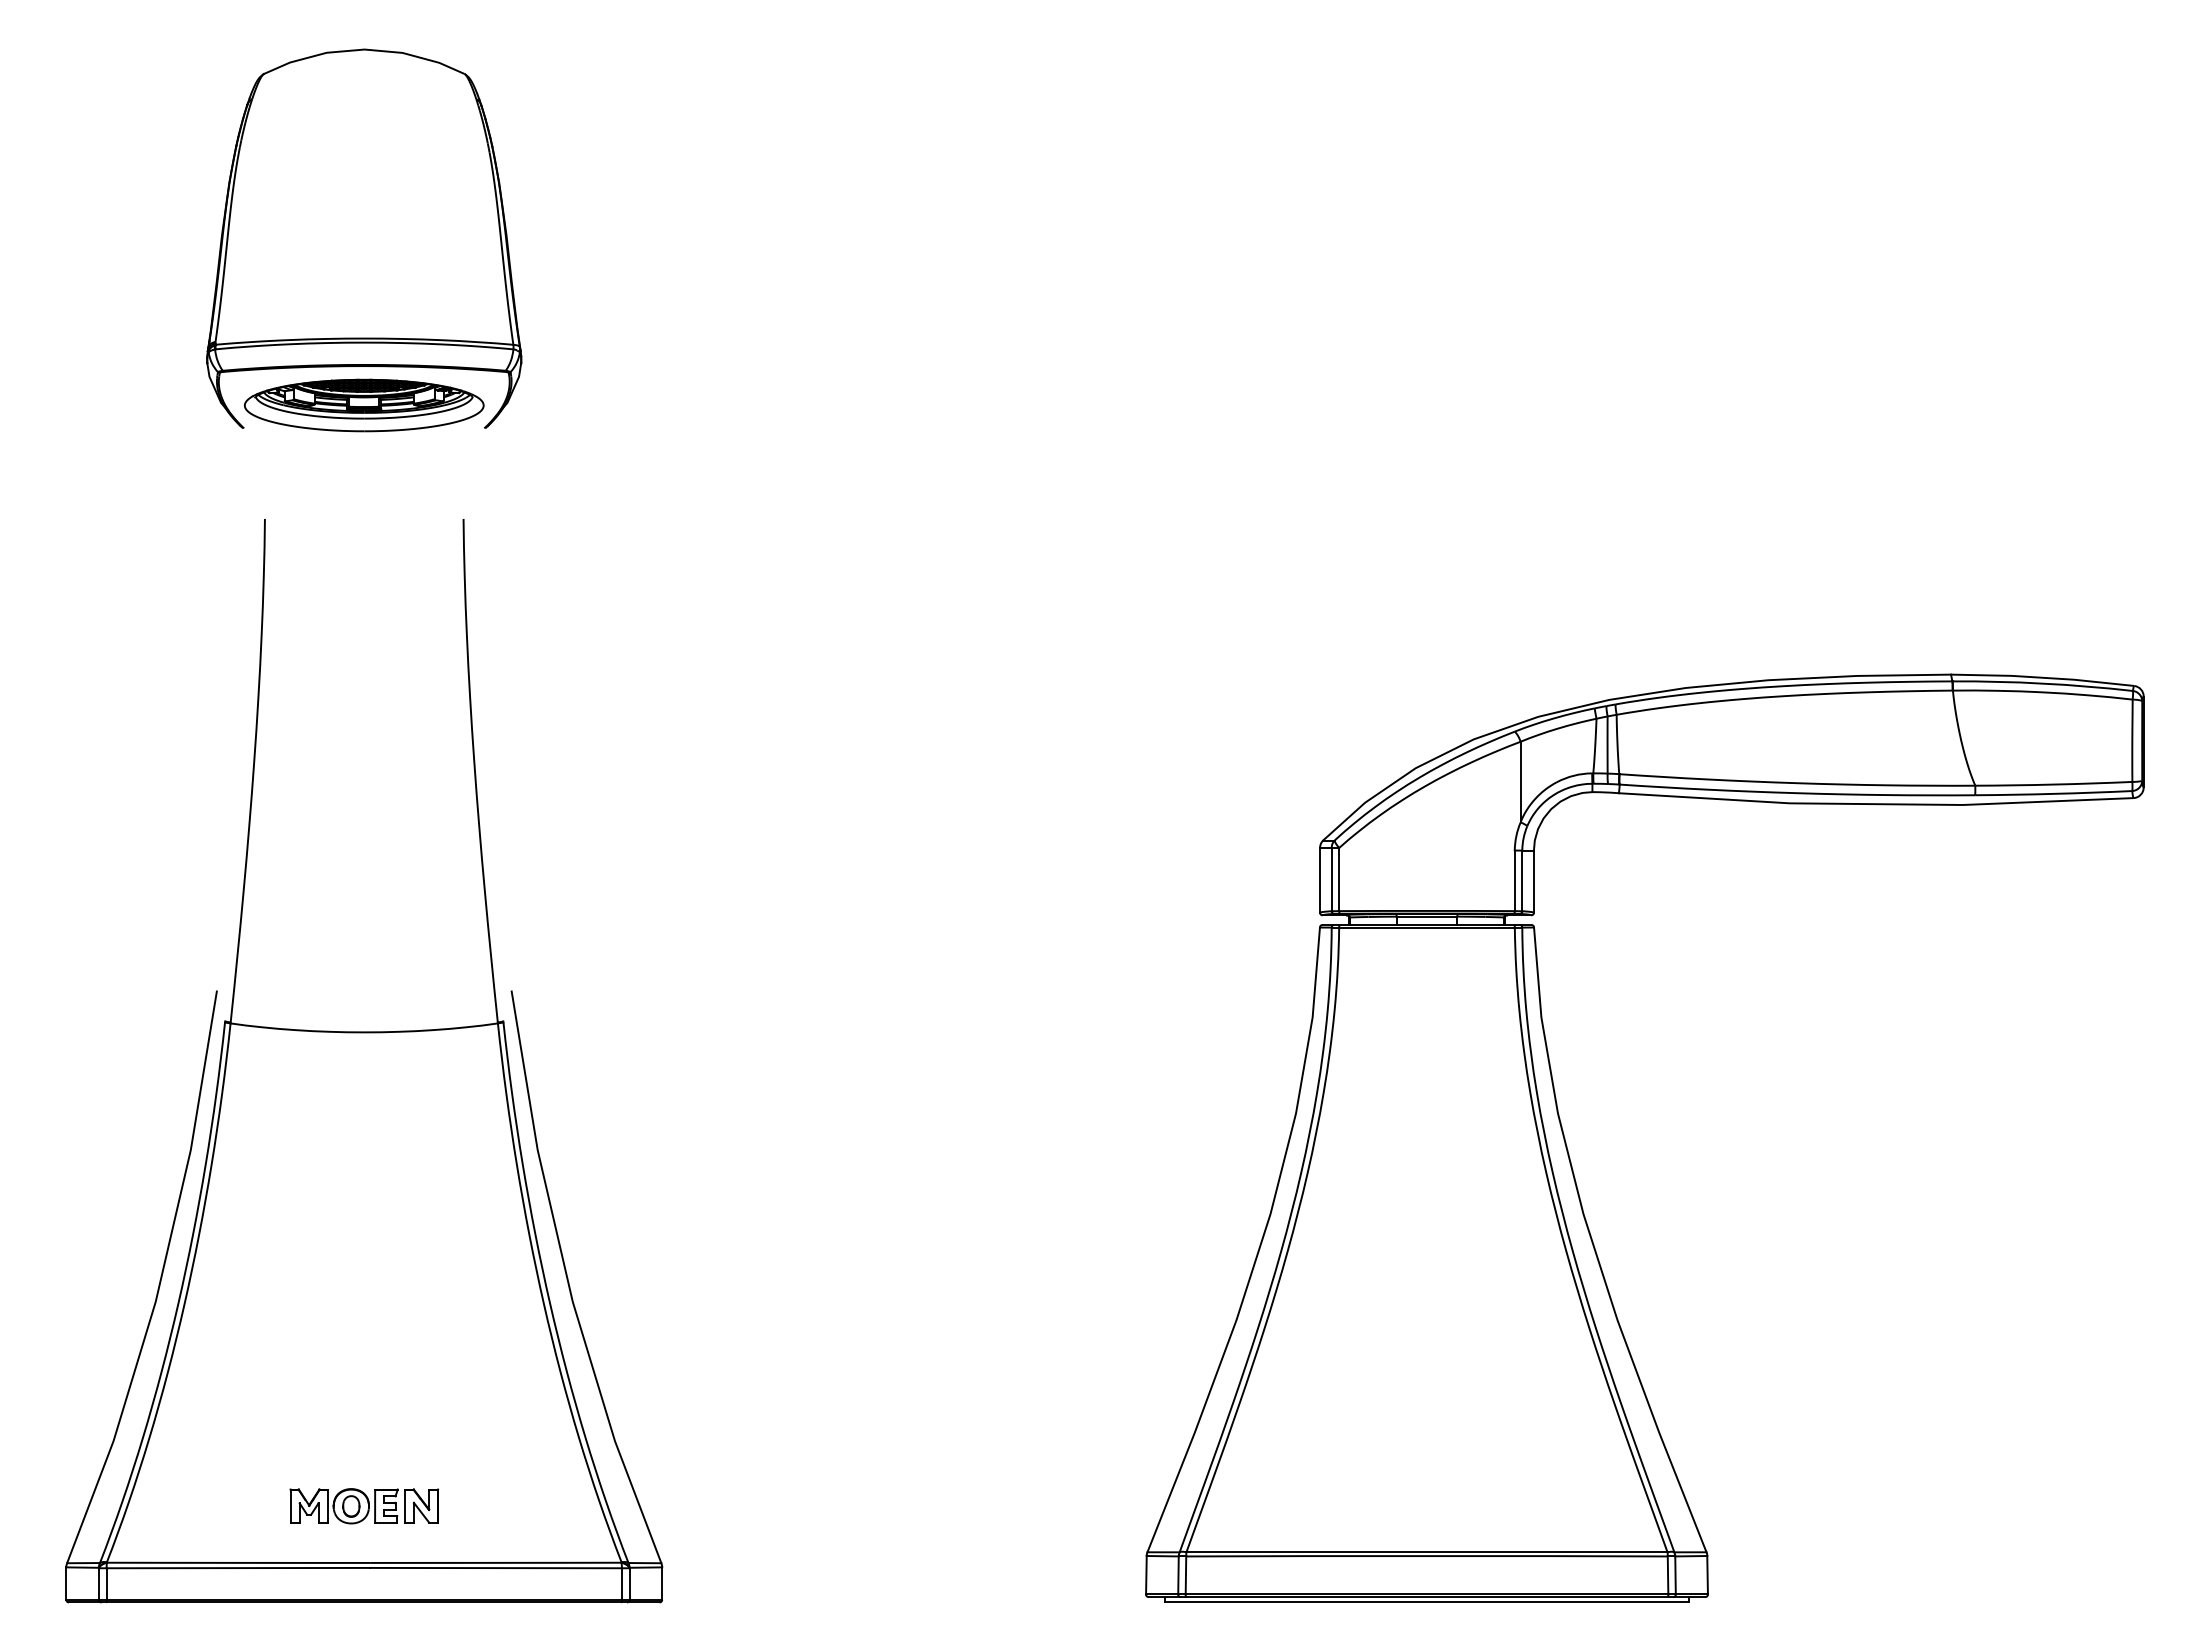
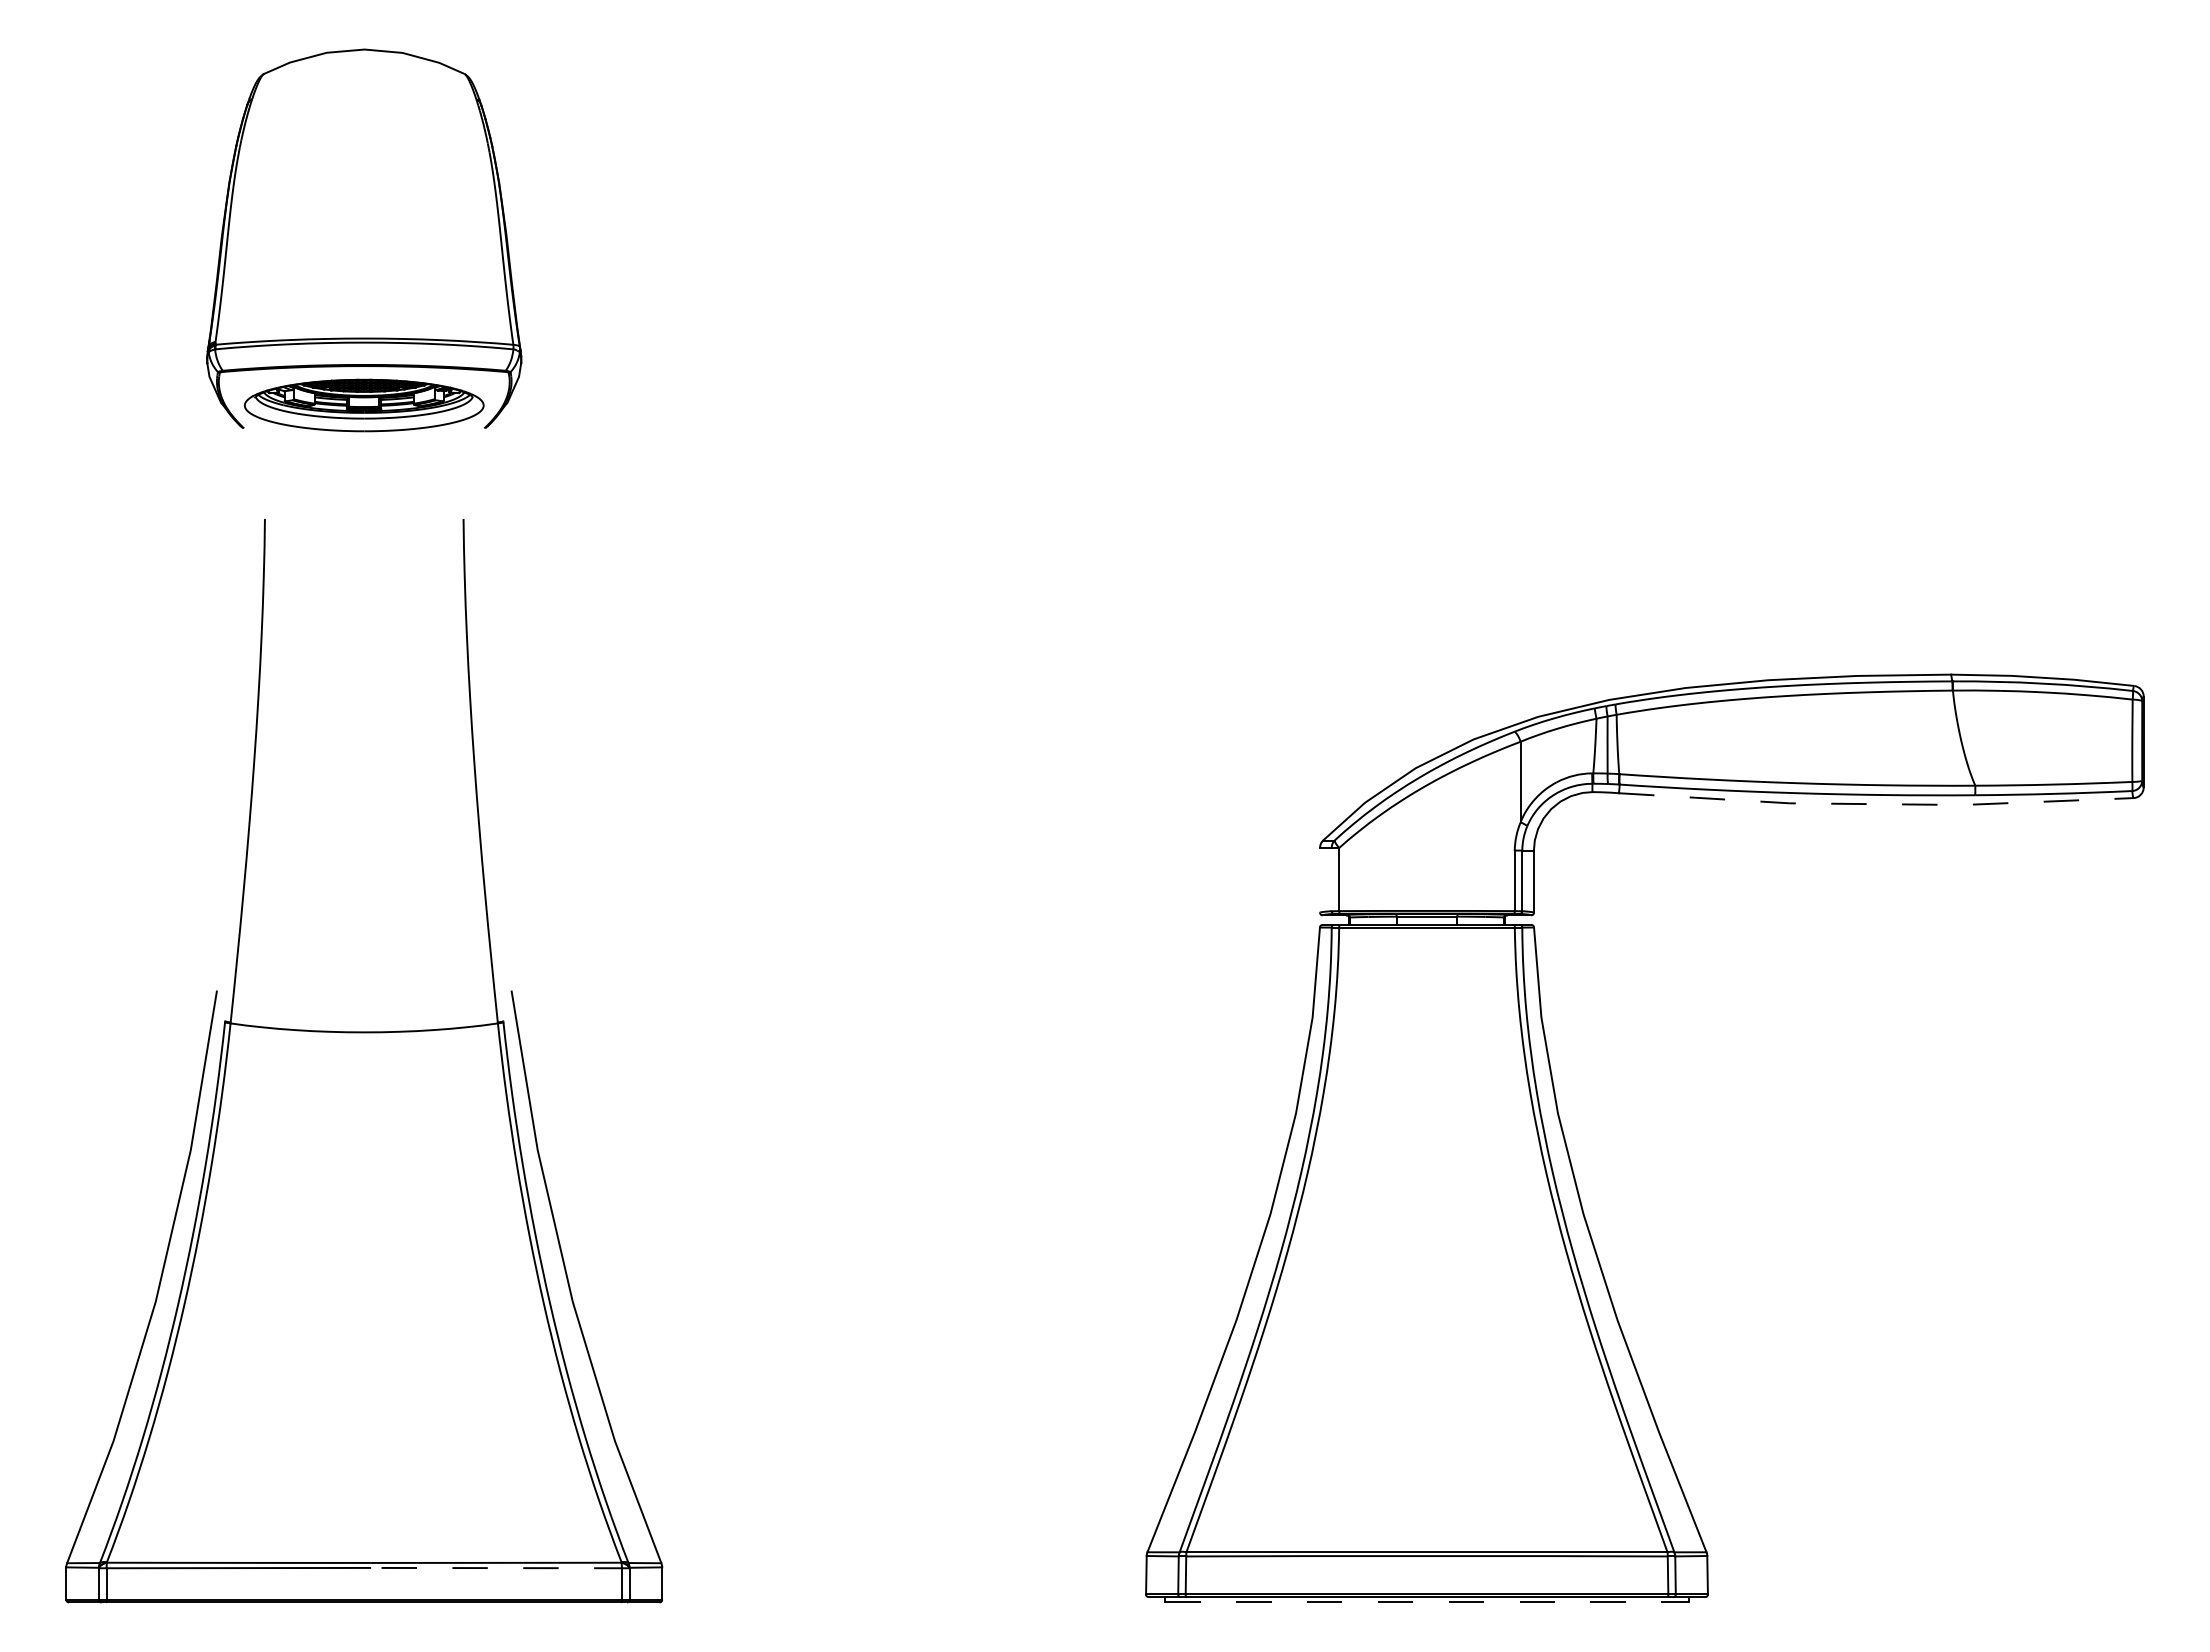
line: solid -> dashed (1876, 804)
line: present -> none (1320, 879)
line: present -> none (1331, 879)
part: present -> none (364, 1506)
line: solid -> dashed (499, 1568)
line: solid -> dashed (1427, 1602)
